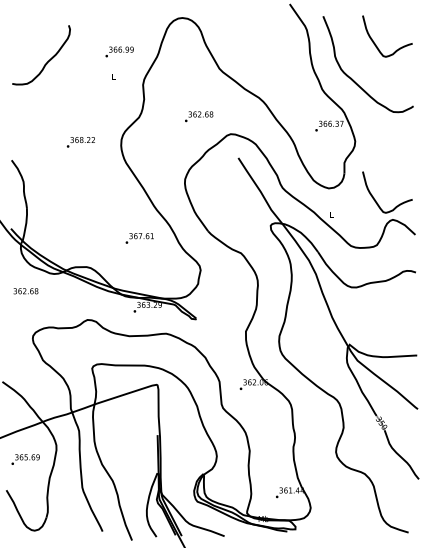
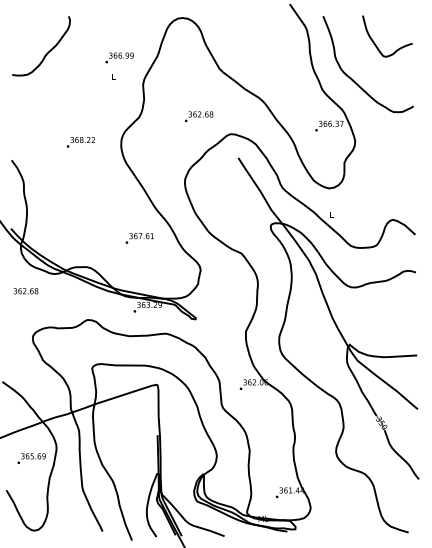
text position: (119, 51) -> (119, 57) (119, 57)
curve position: (47, 61) -> (47, 52) (47, 52)
curve: present -> none (376, 200)
text position: (25, 459) -> (31, 458) (31, 458)
